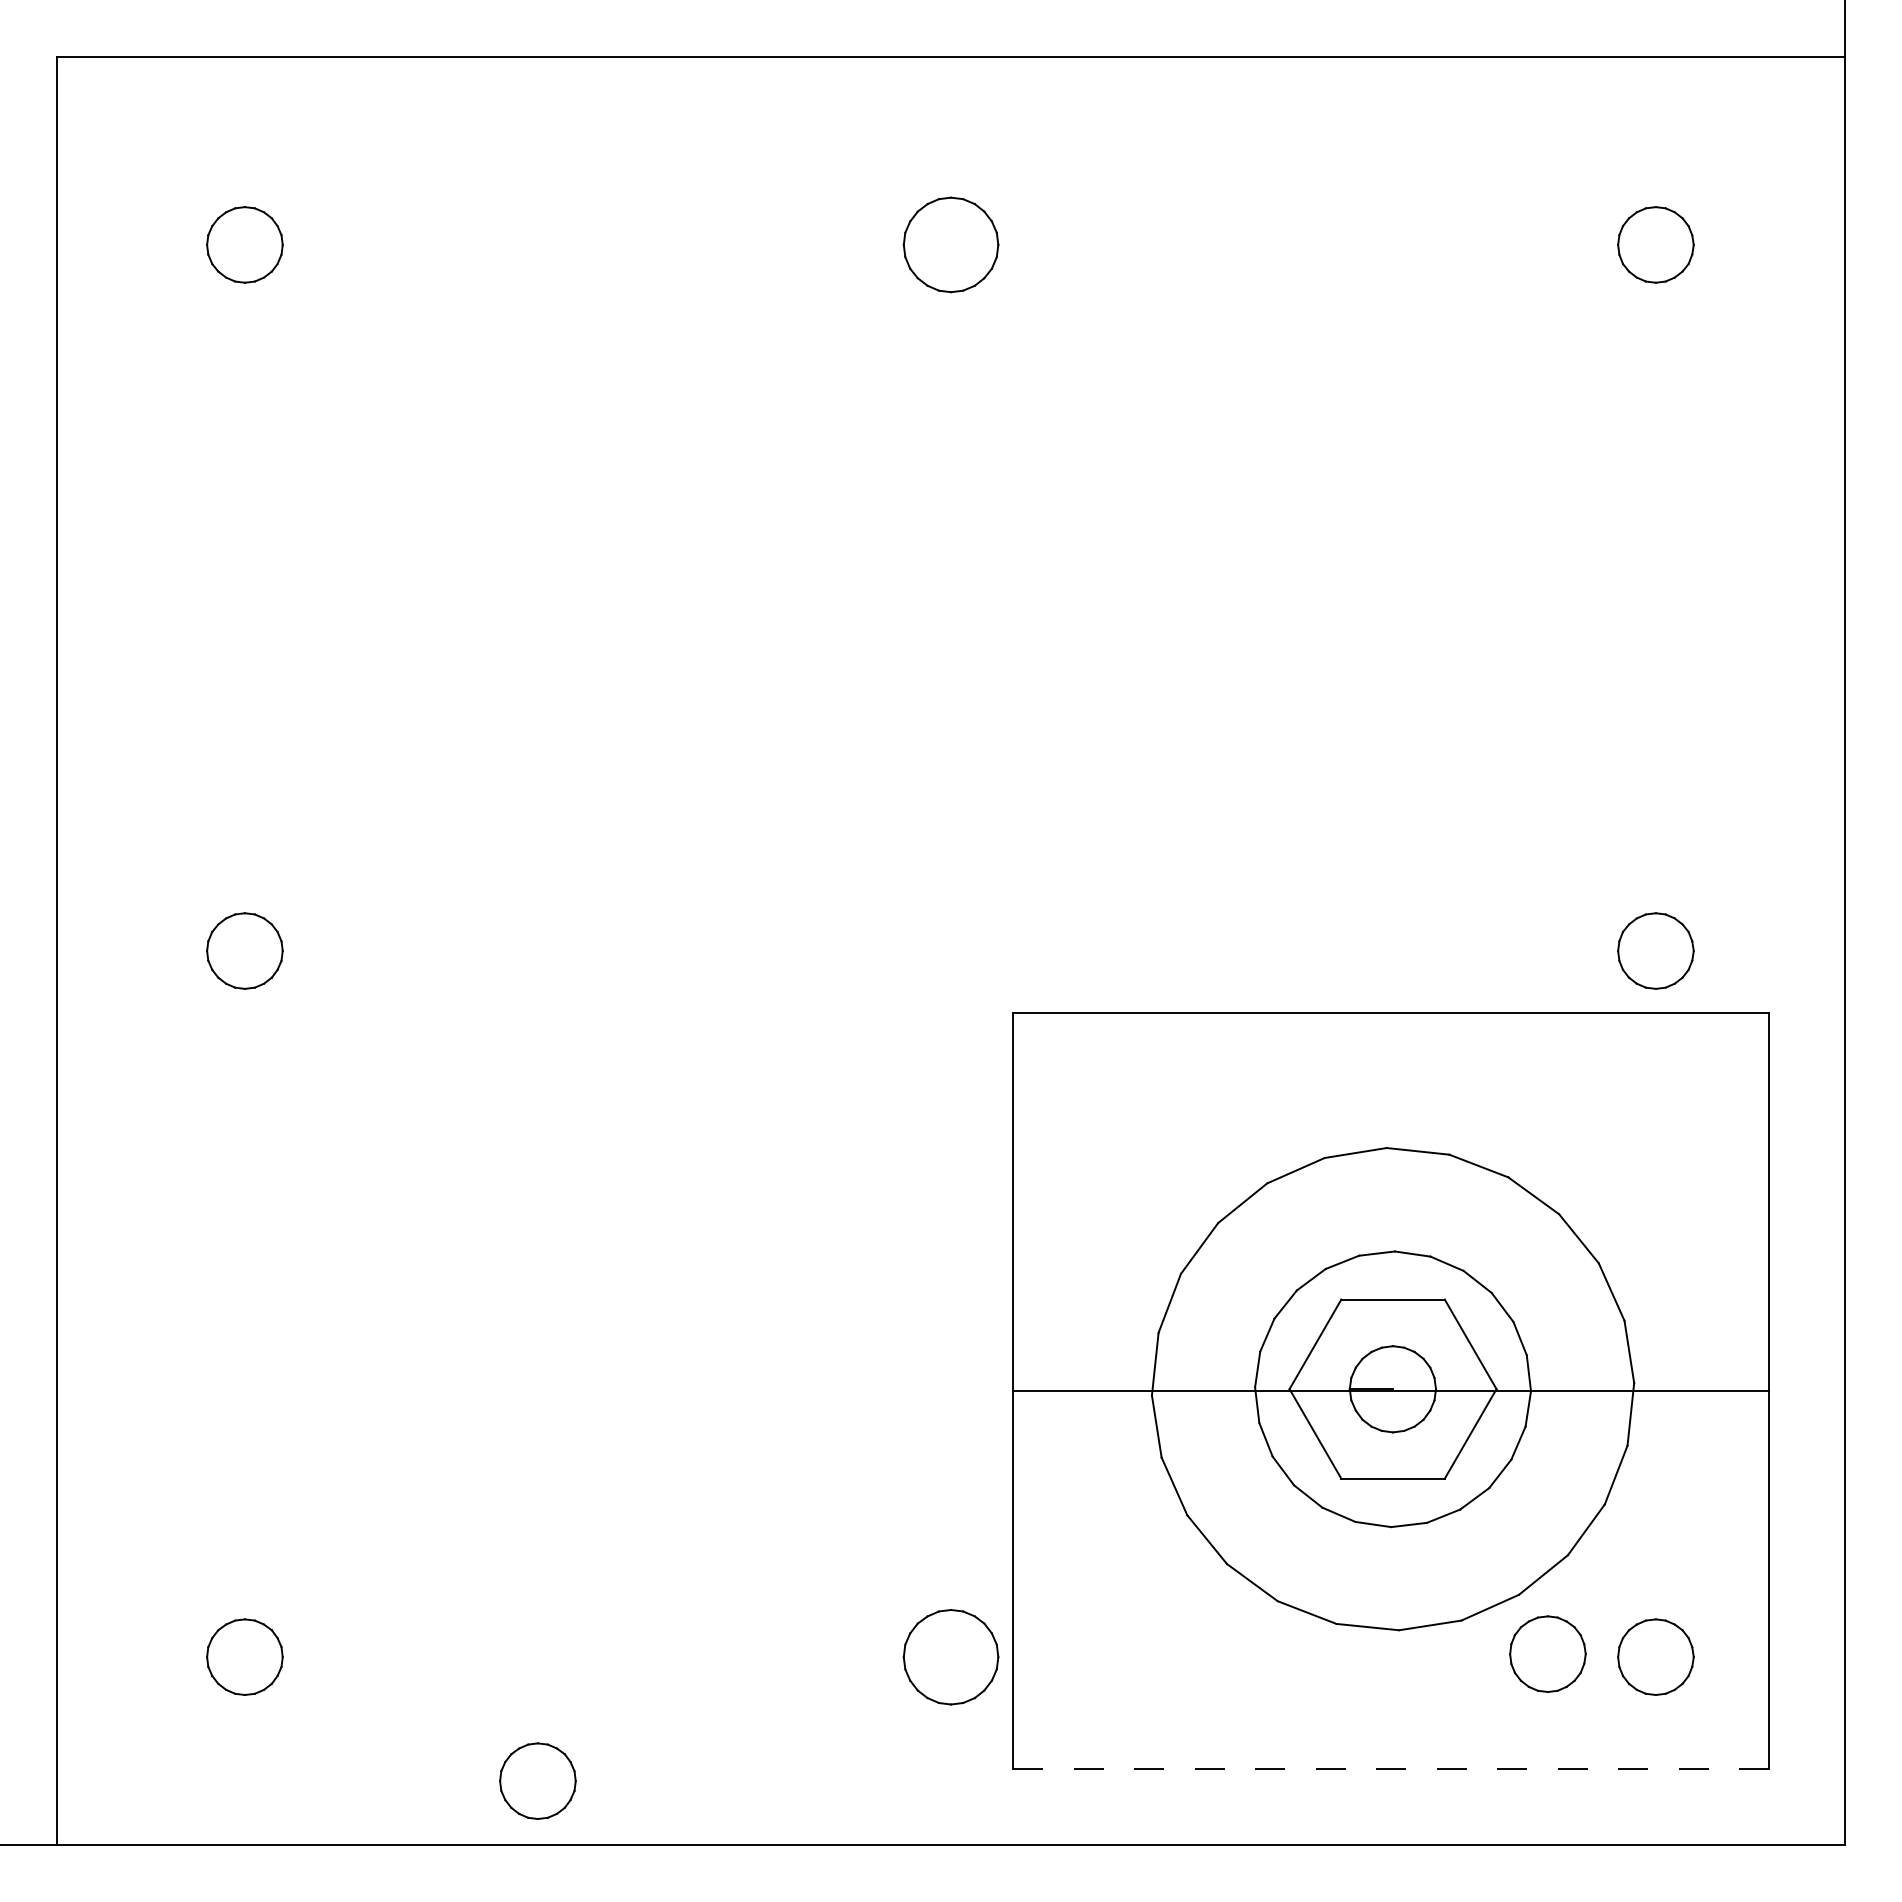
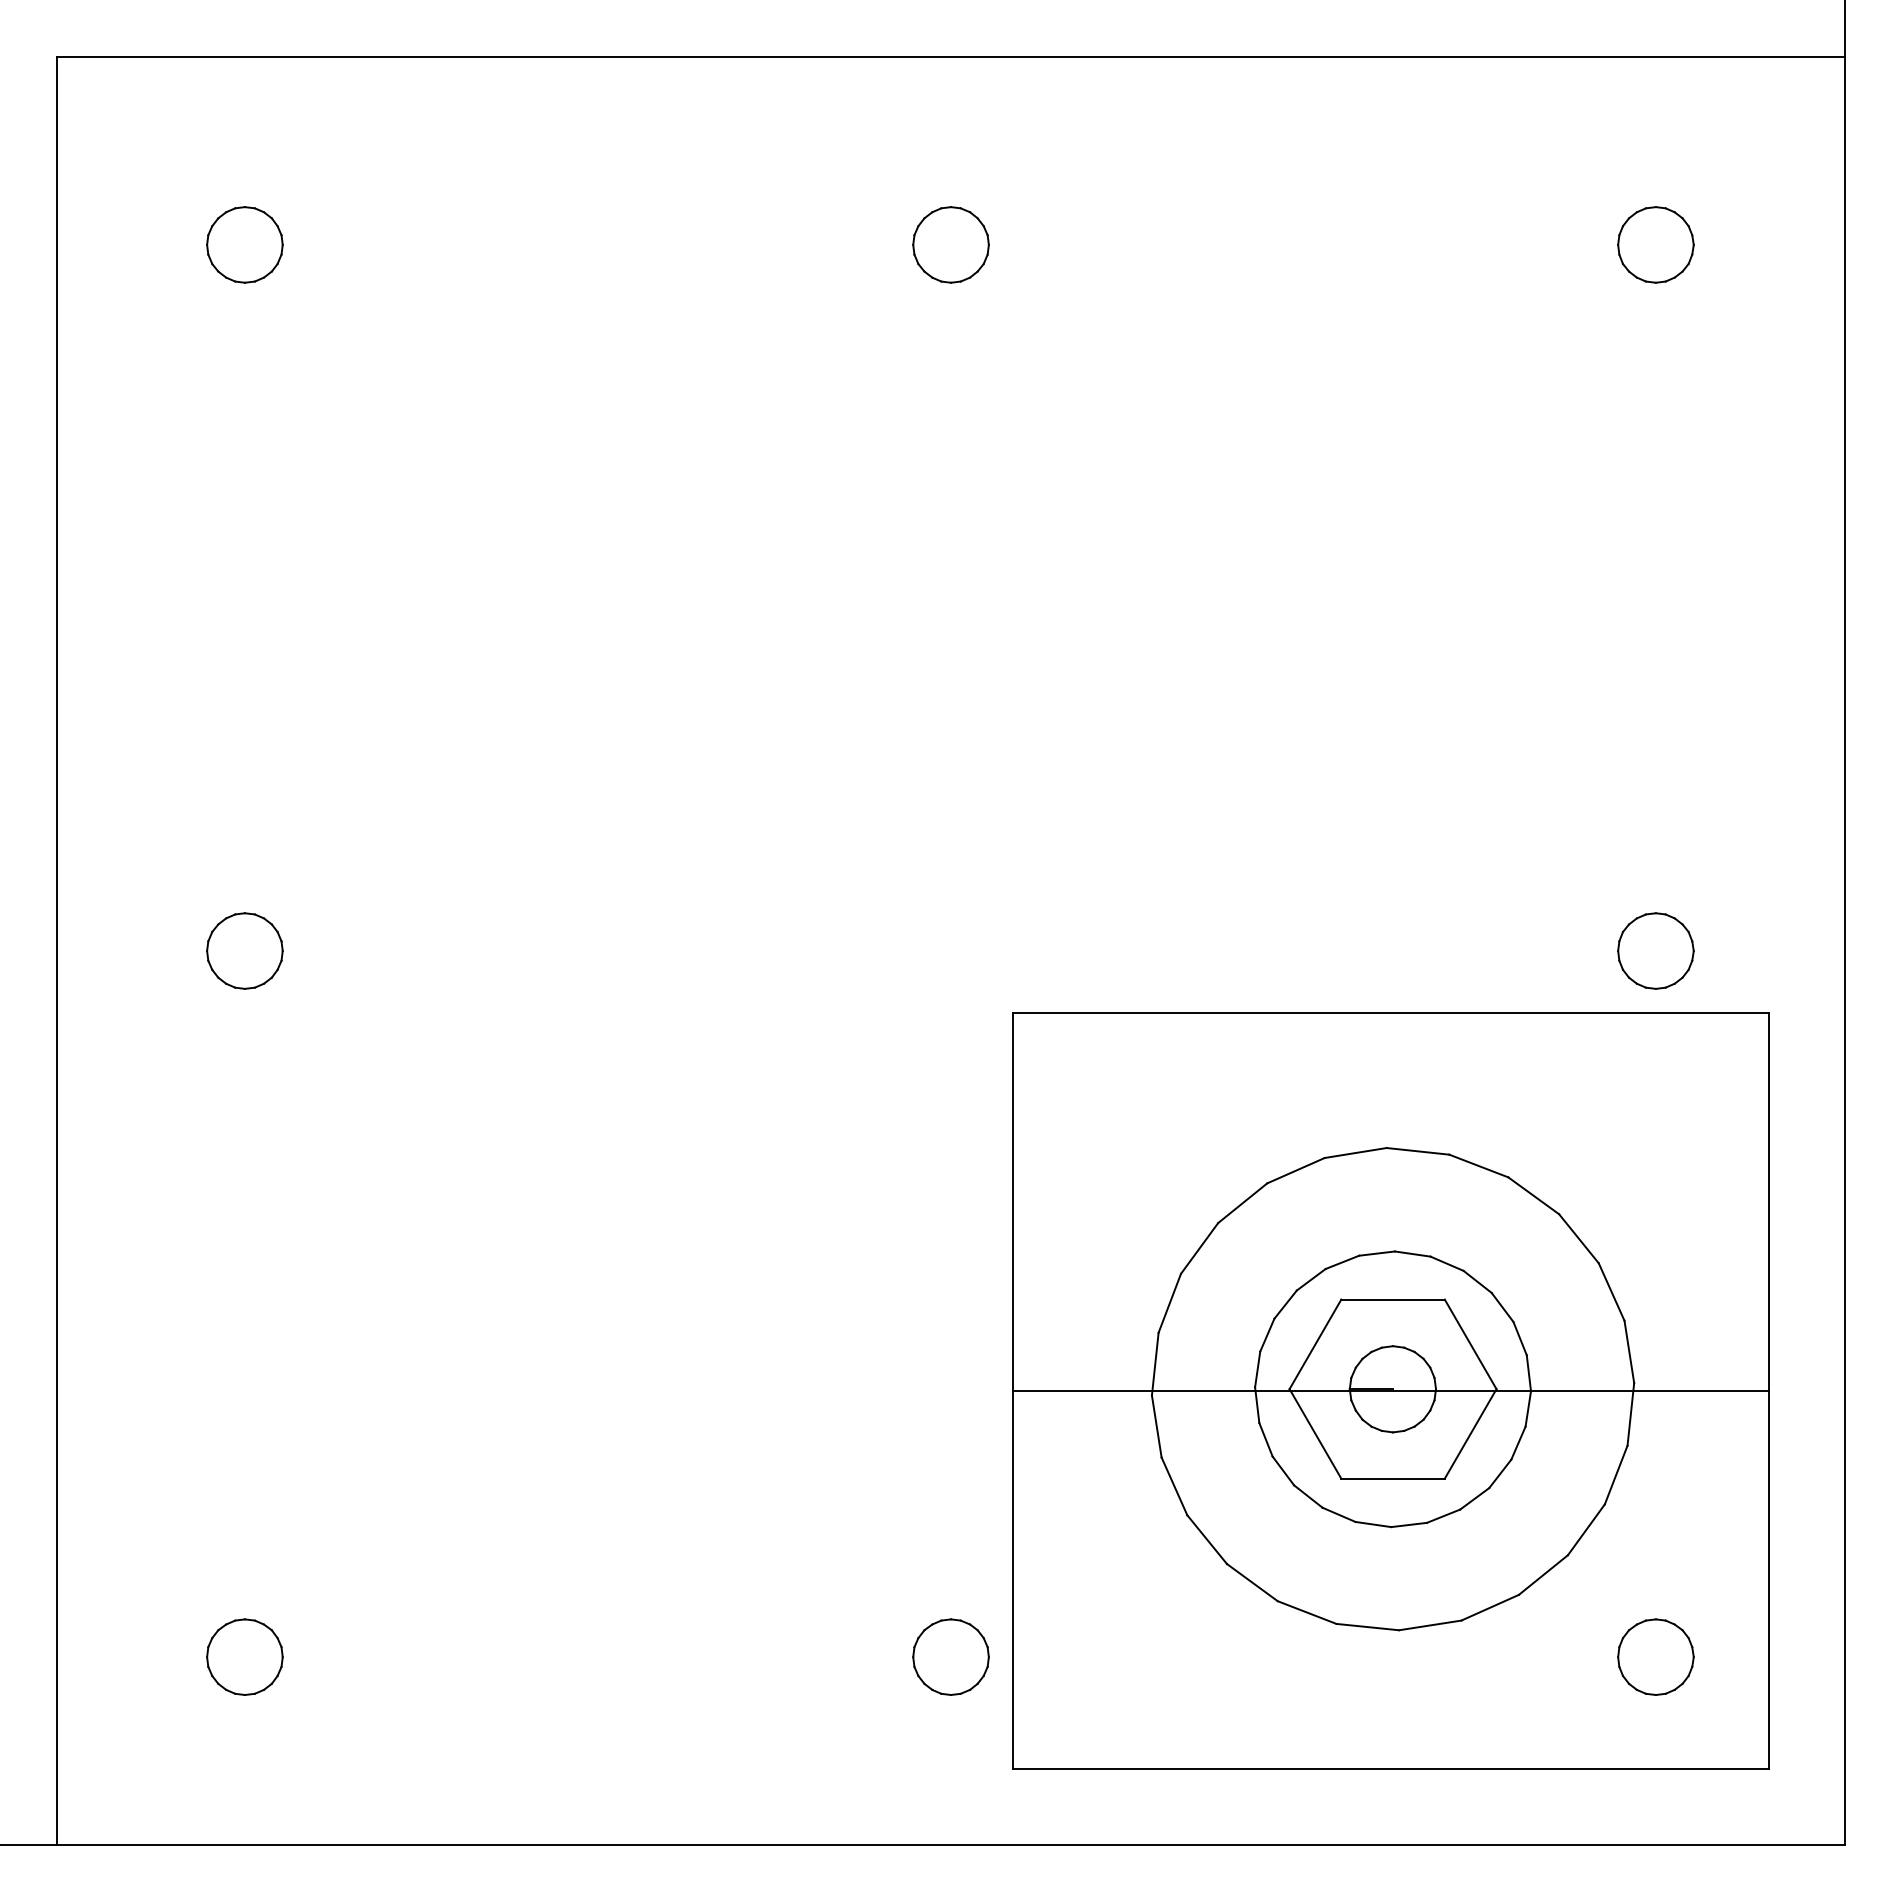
part size: 98x98 px -> 78x78 px (950, 244)
part: present -> none (1547, 1653)
part size: 98x97 px -> 78x78 px (950, 1656)
line: dashed -> solid (1391, 1769)
part: present -> none (537, 1780)
